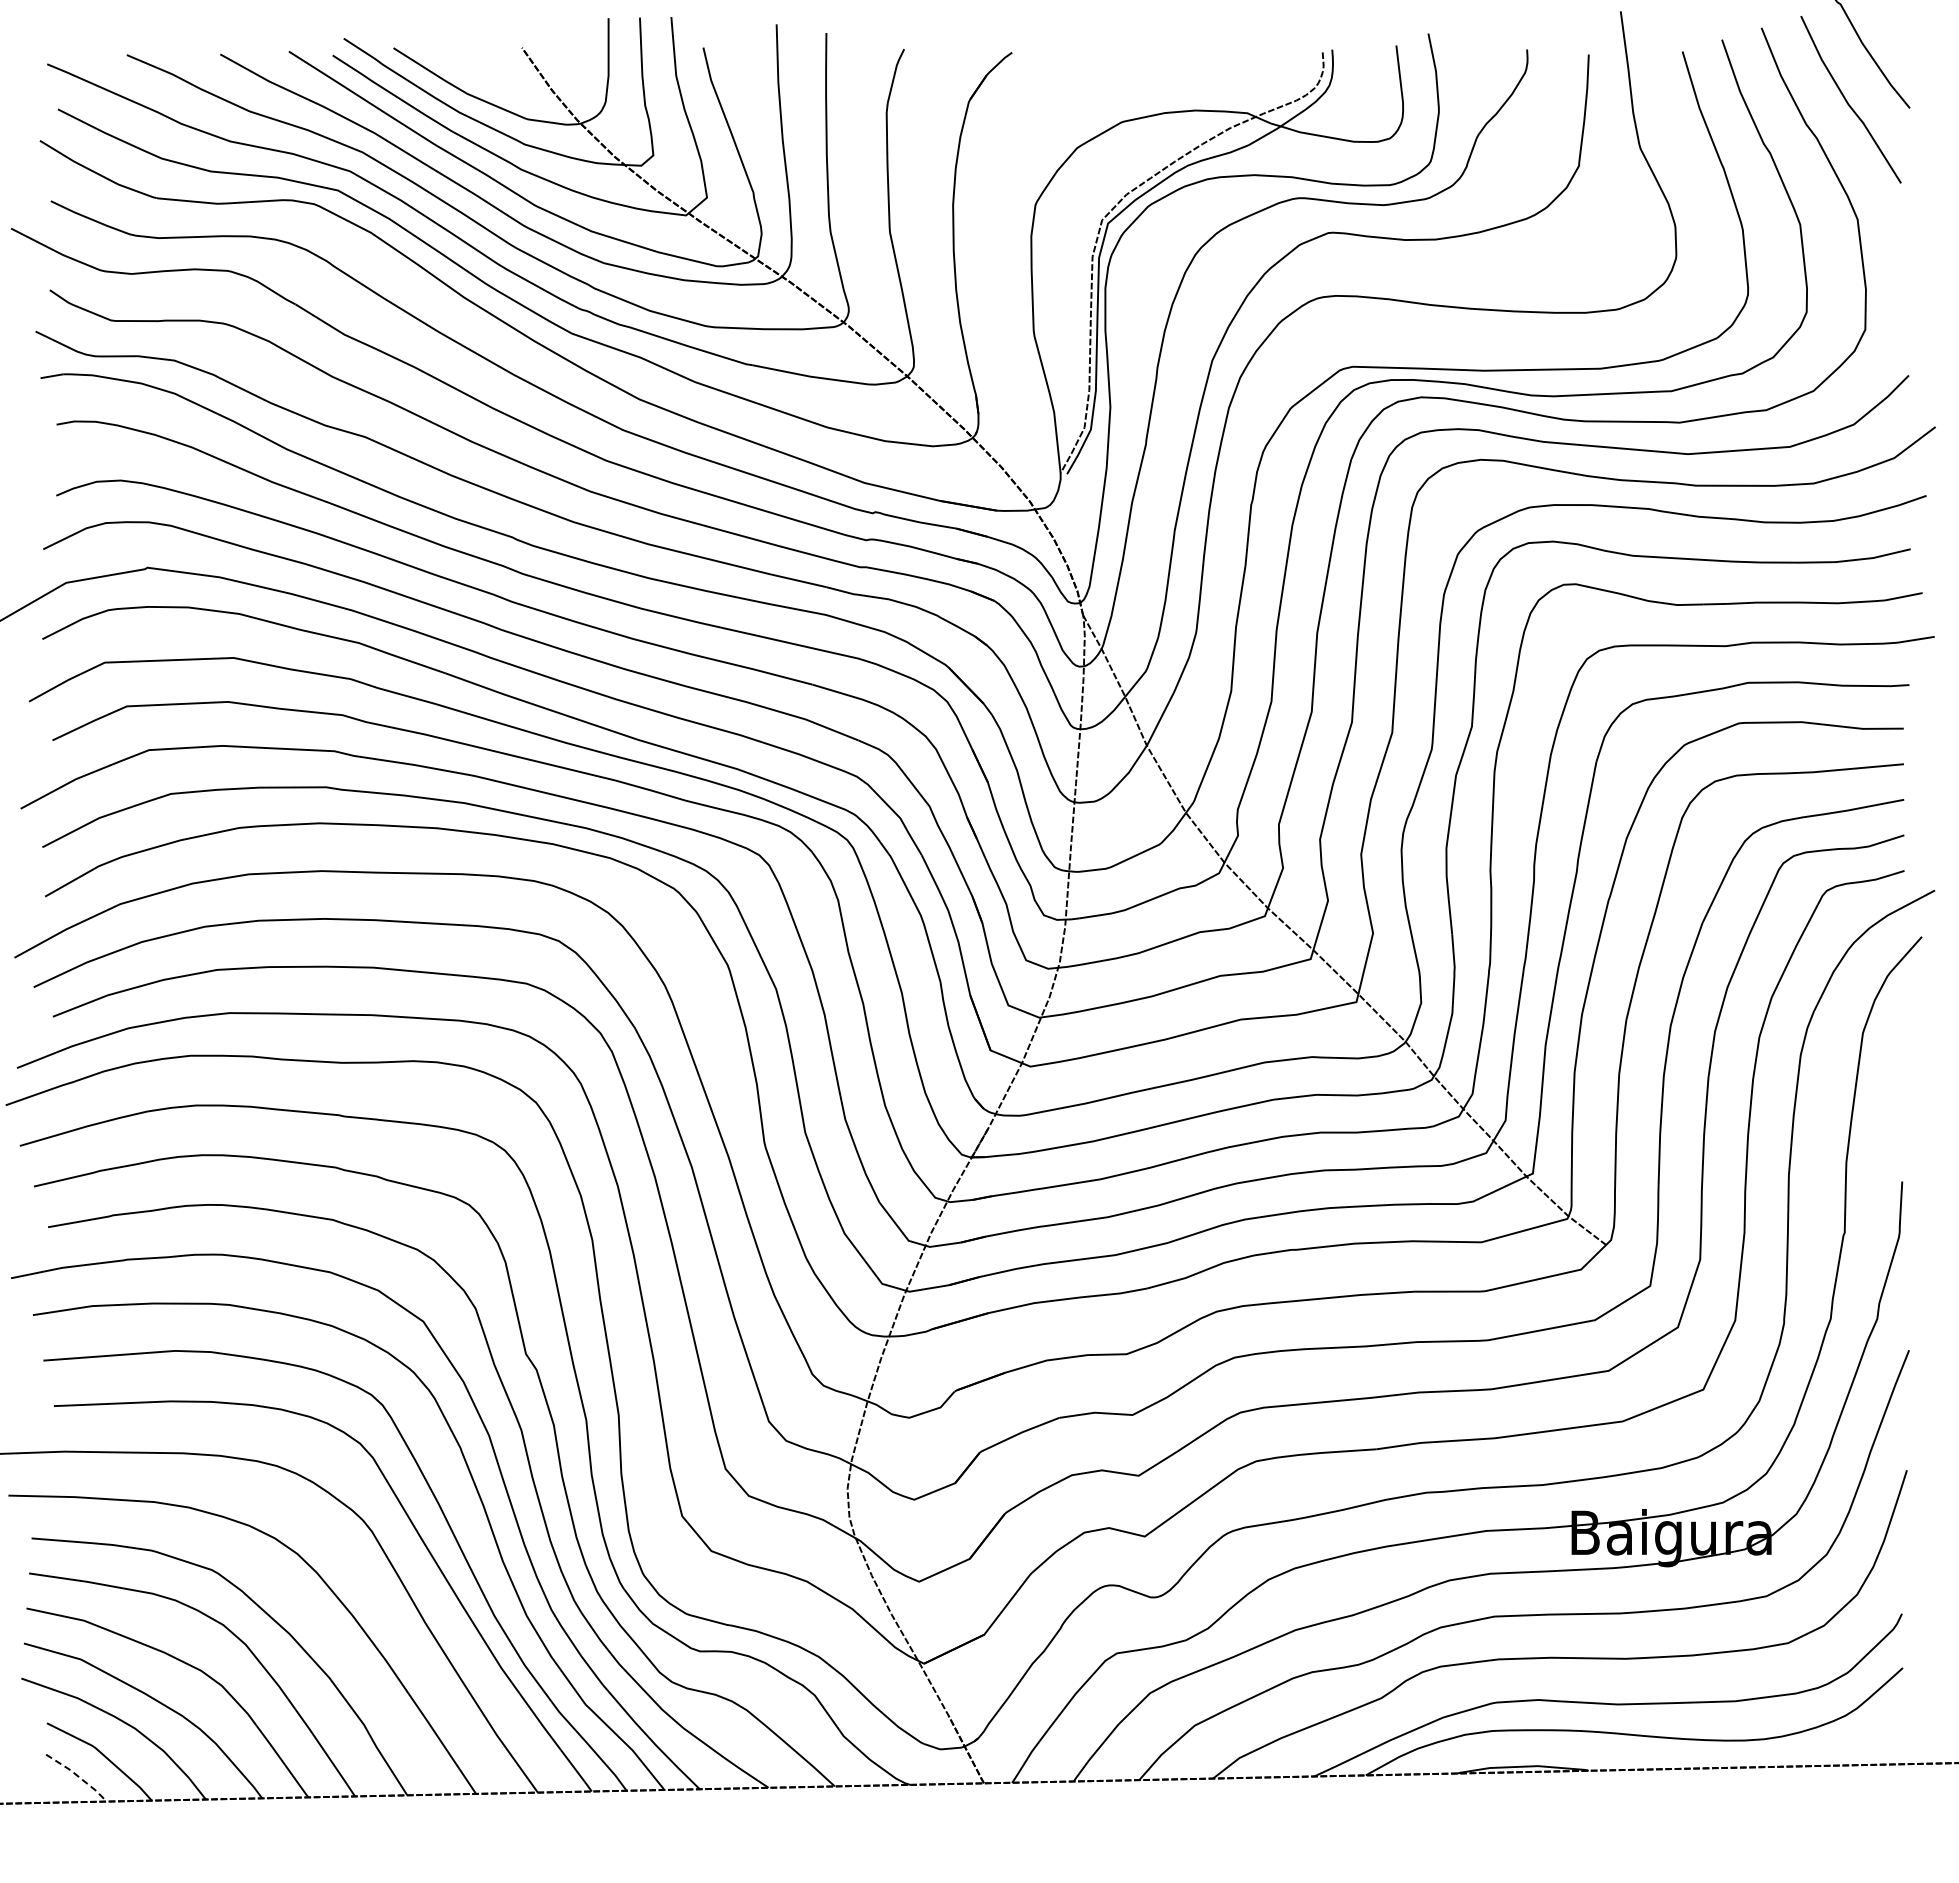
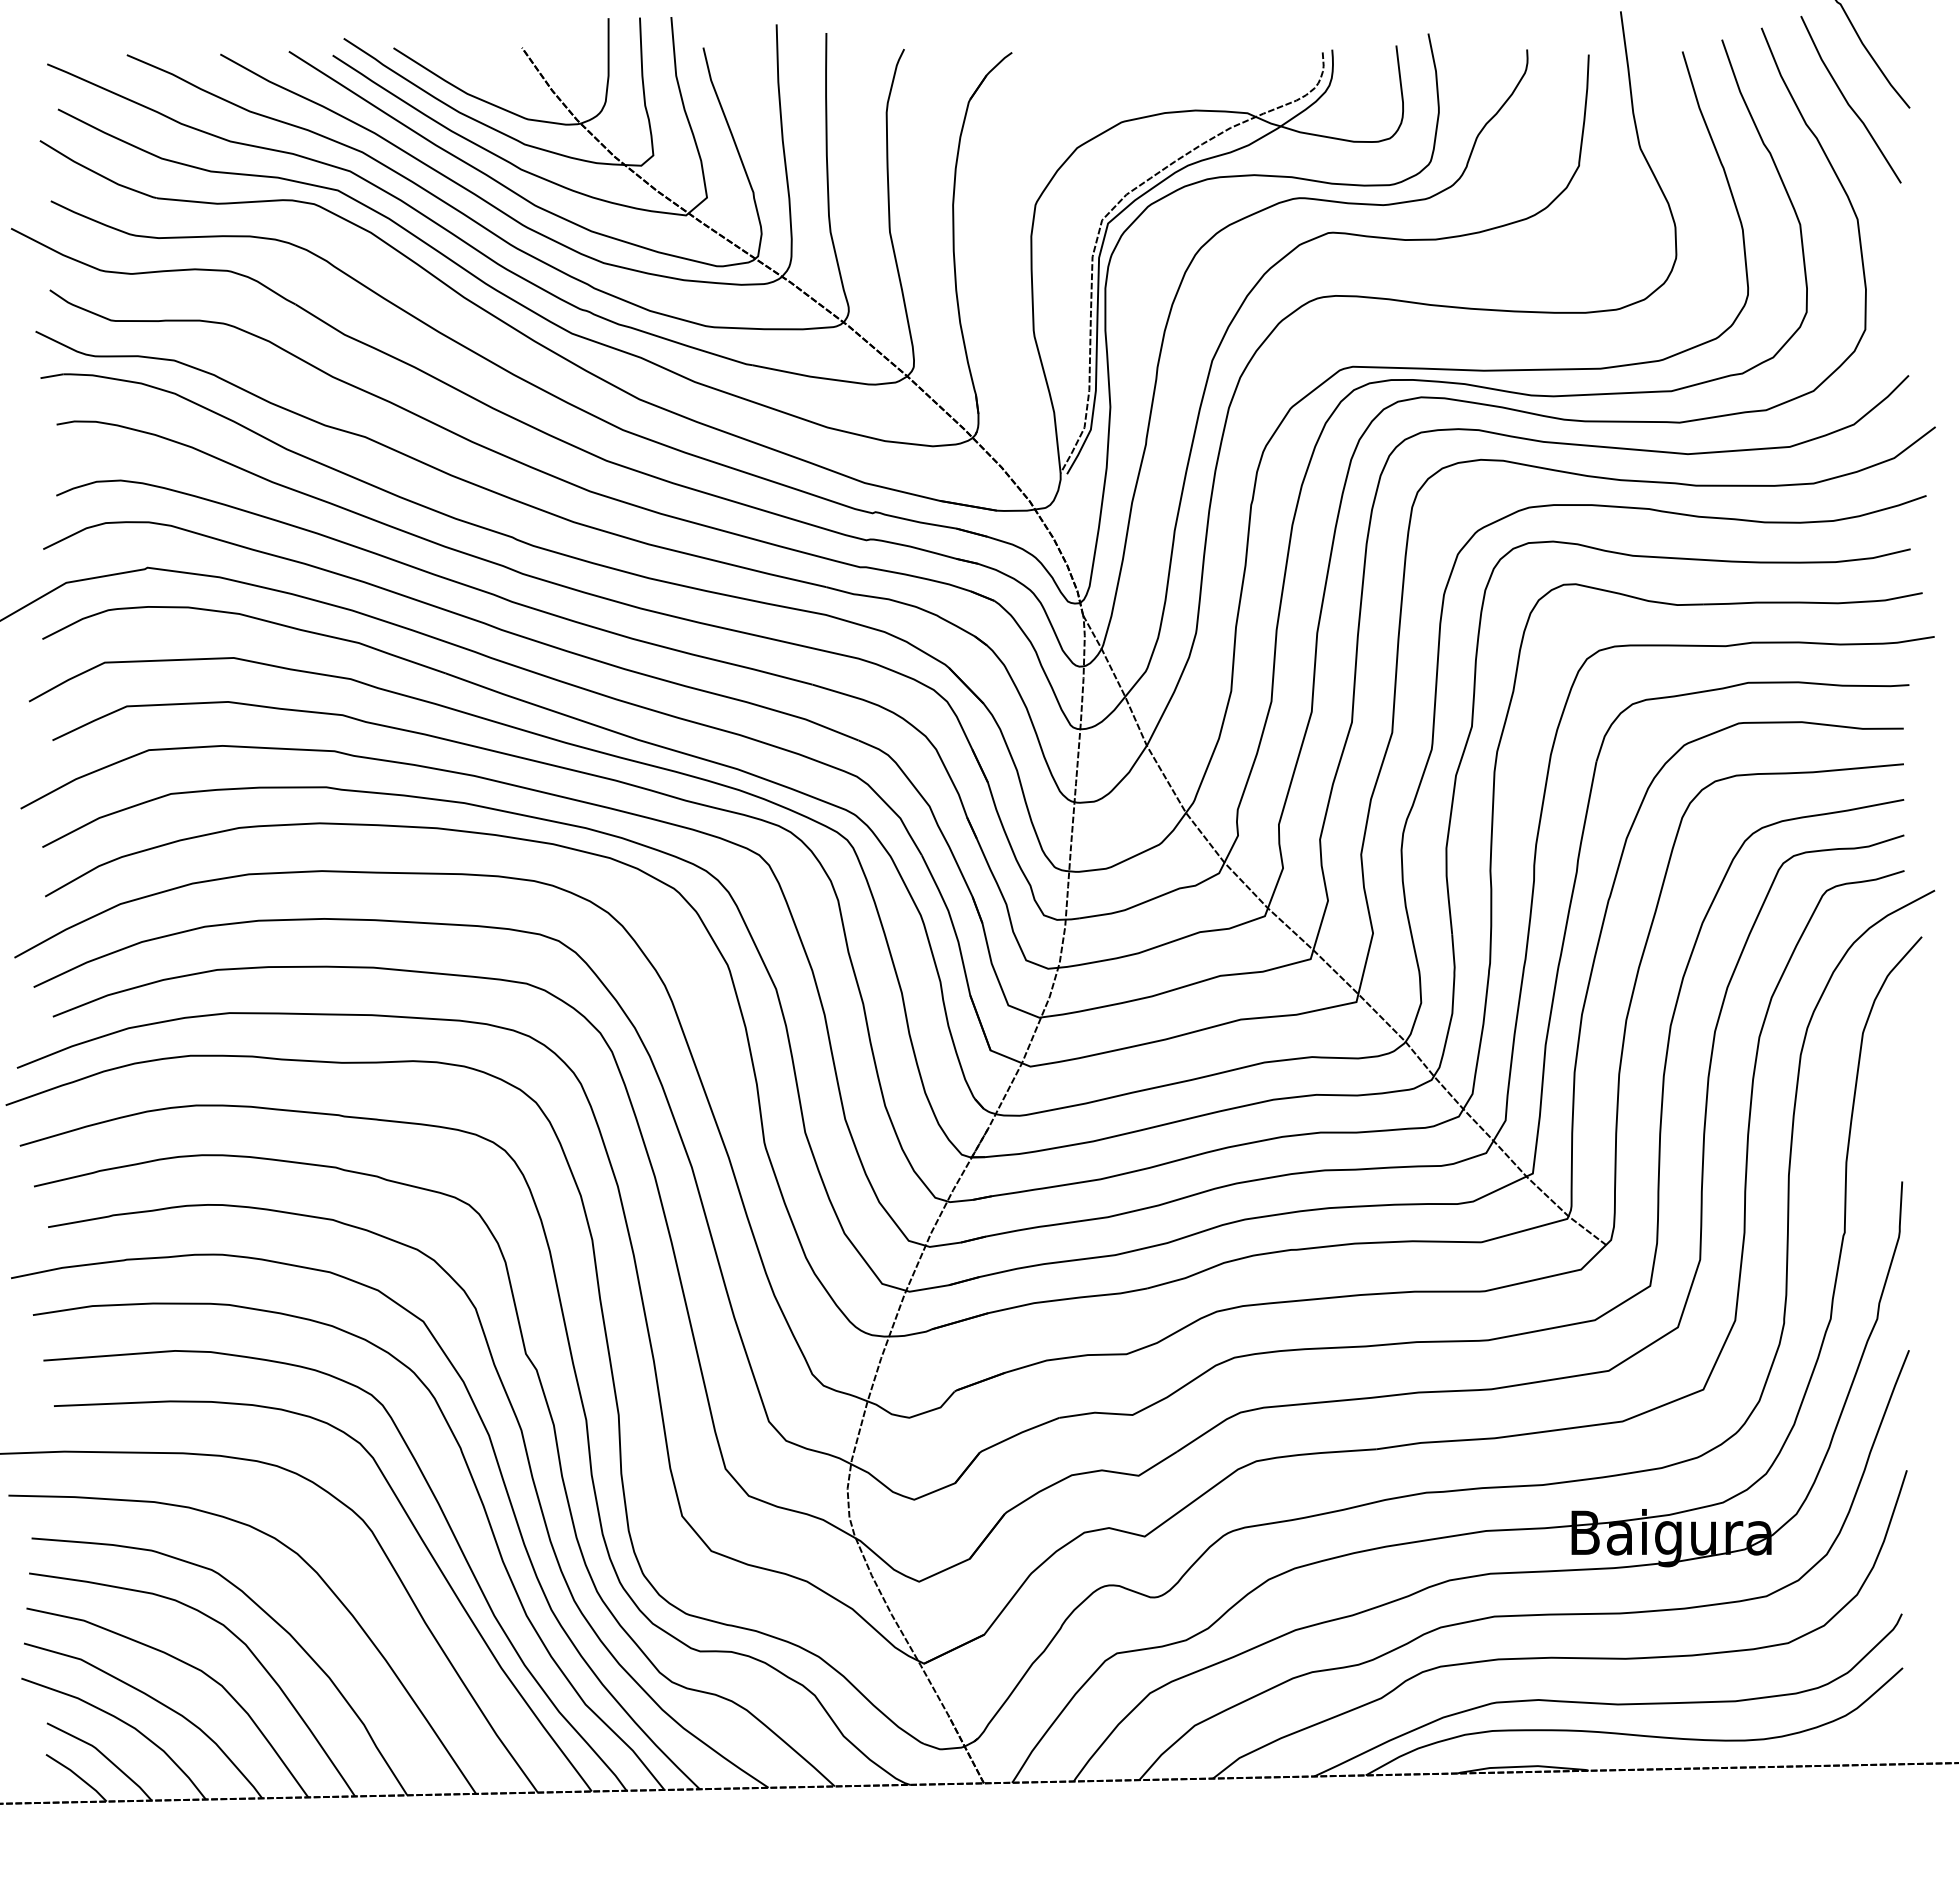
line: dashed -> solid (78, 1776)
